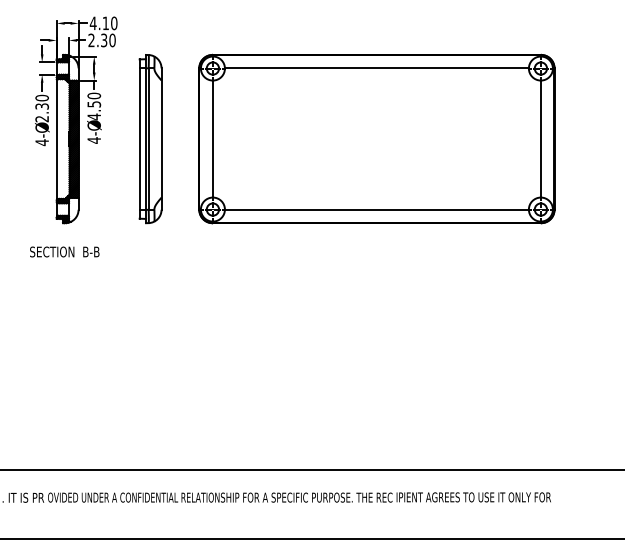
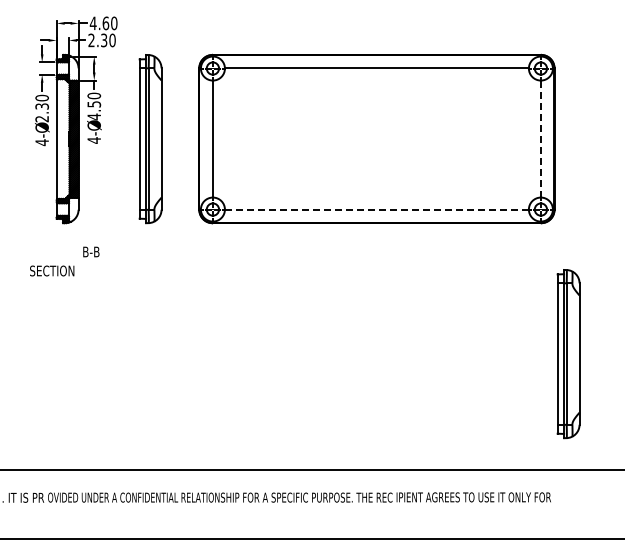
text: 4.10 -> 4.60 (105, 23)
line: solid -> dashed (541, 138)
line: solid -> dashed (376, 209)
text position: (52, 251) -> (52, 270) (52, 270)
part: none -> present (568, 354)
